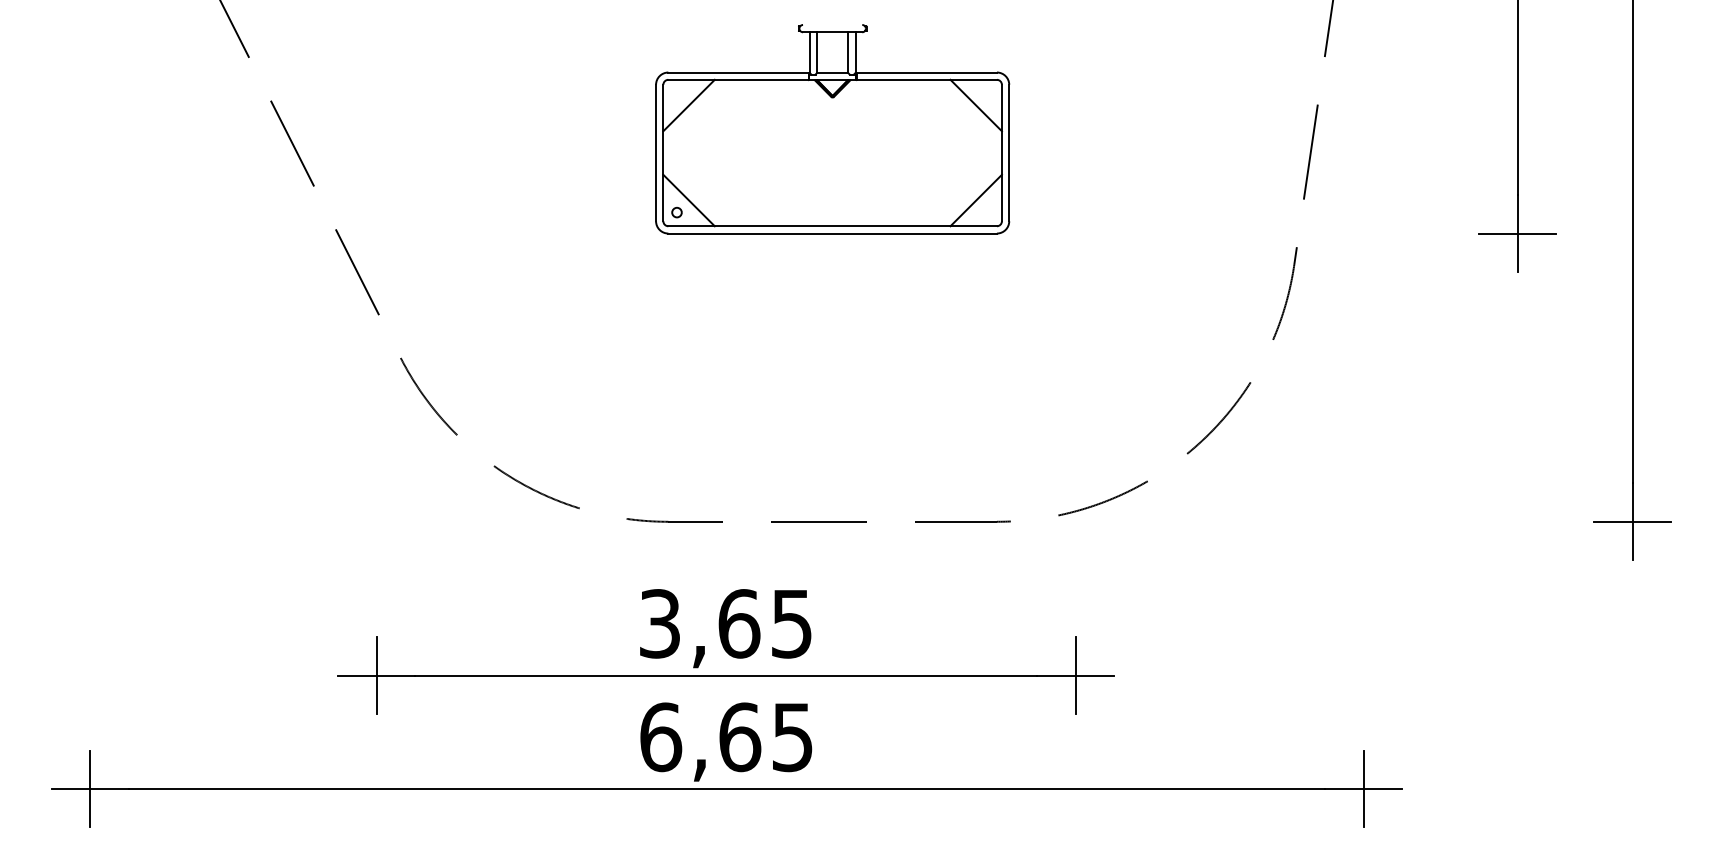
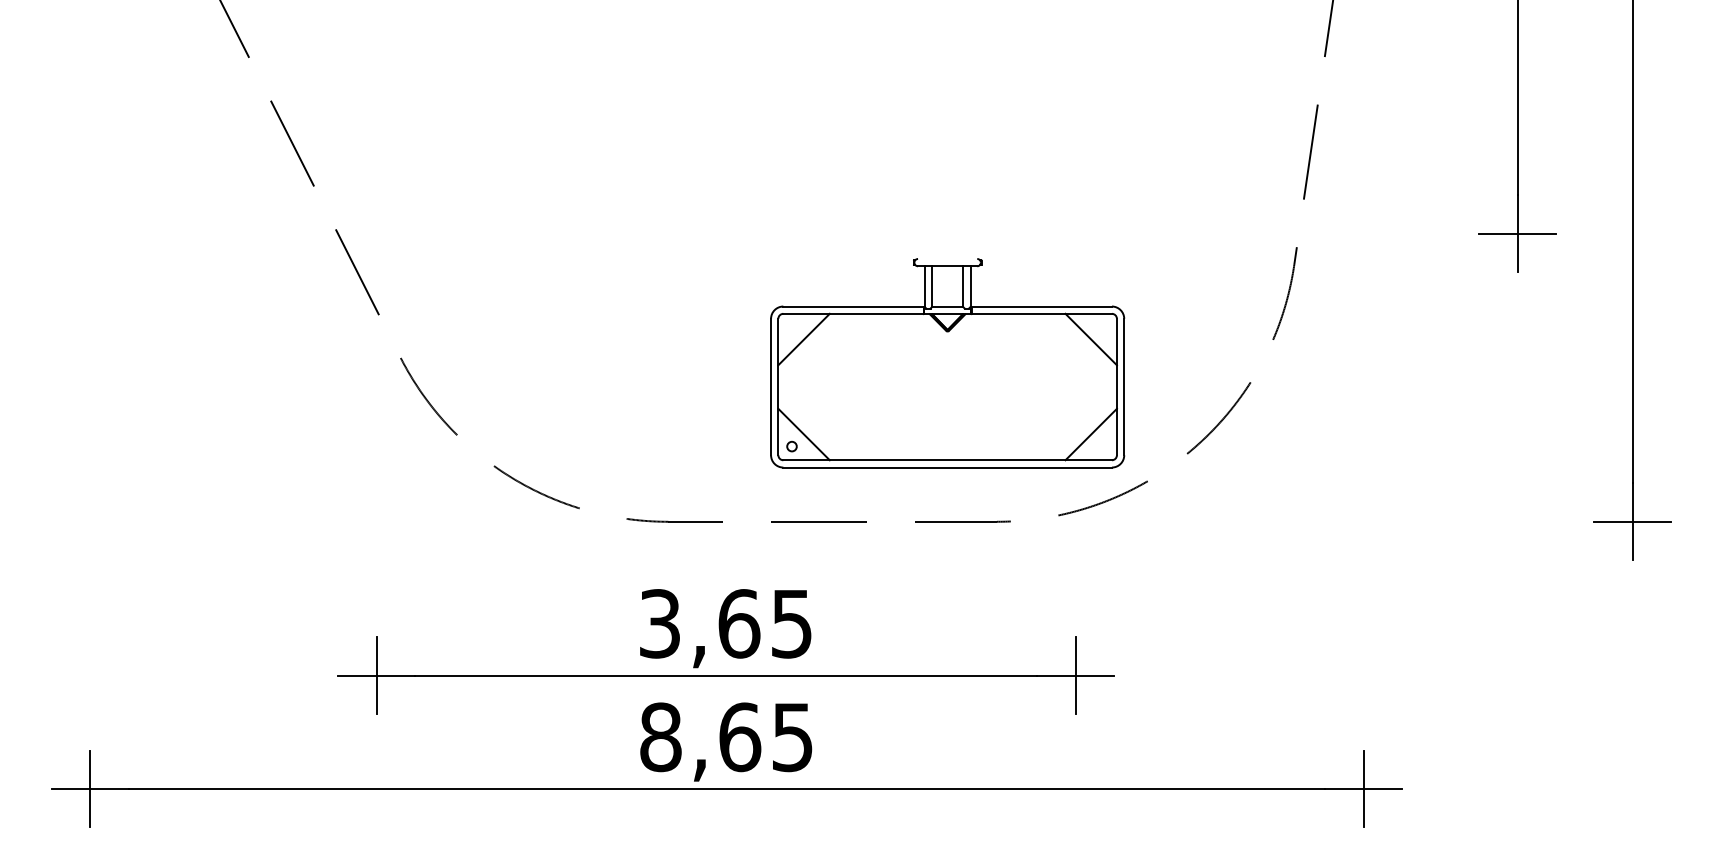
part position: (832, 129) -> (947, 363) (947, 363)
text: 6,65 -> 8,65 (661, 737)
